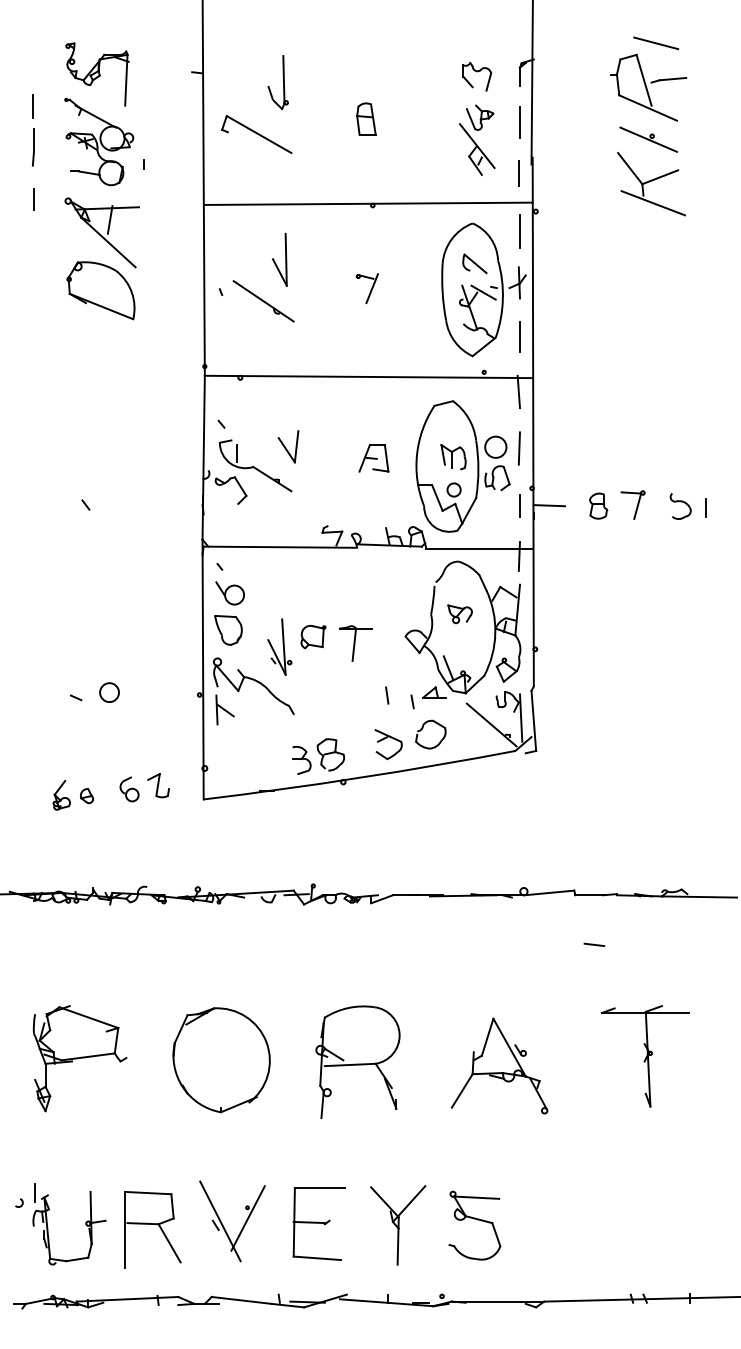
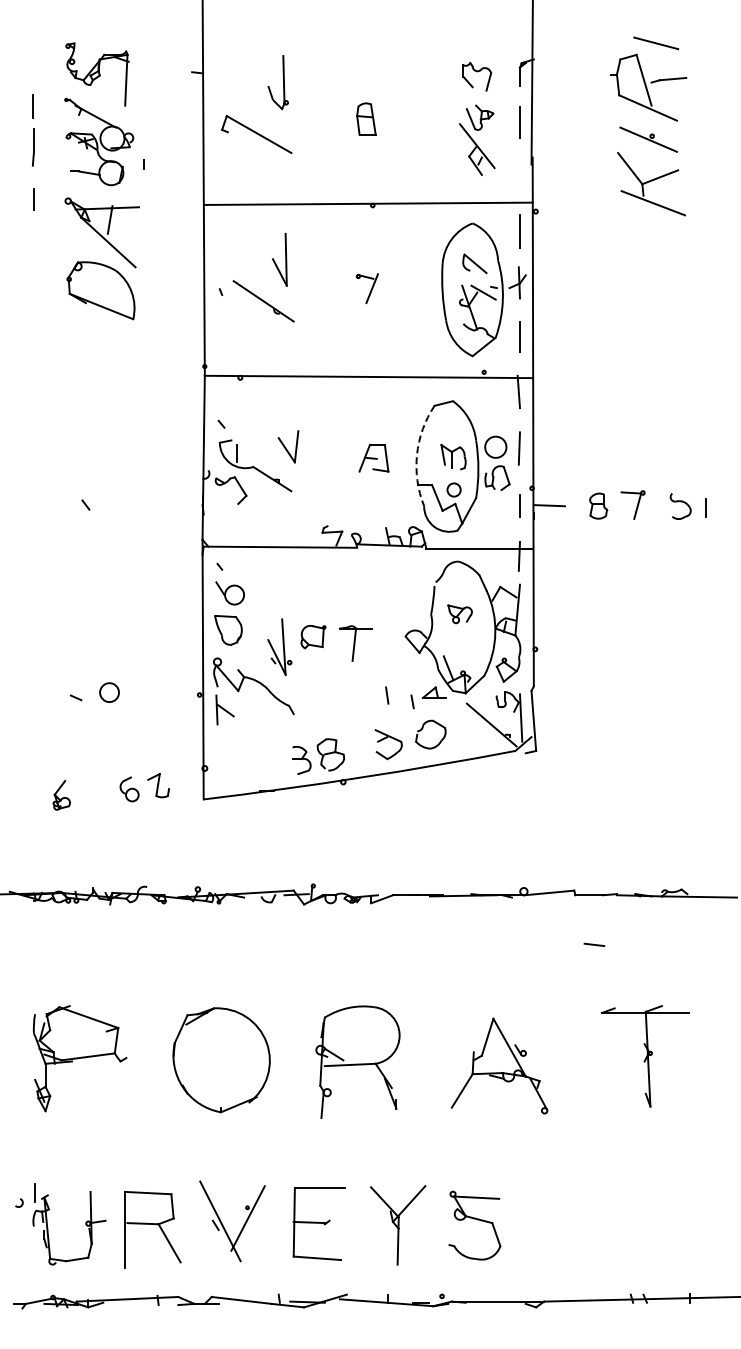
line: present -> none (518, 173)
arc: solid -> dashed (417, 454)
part: present -> none (86, 796)
